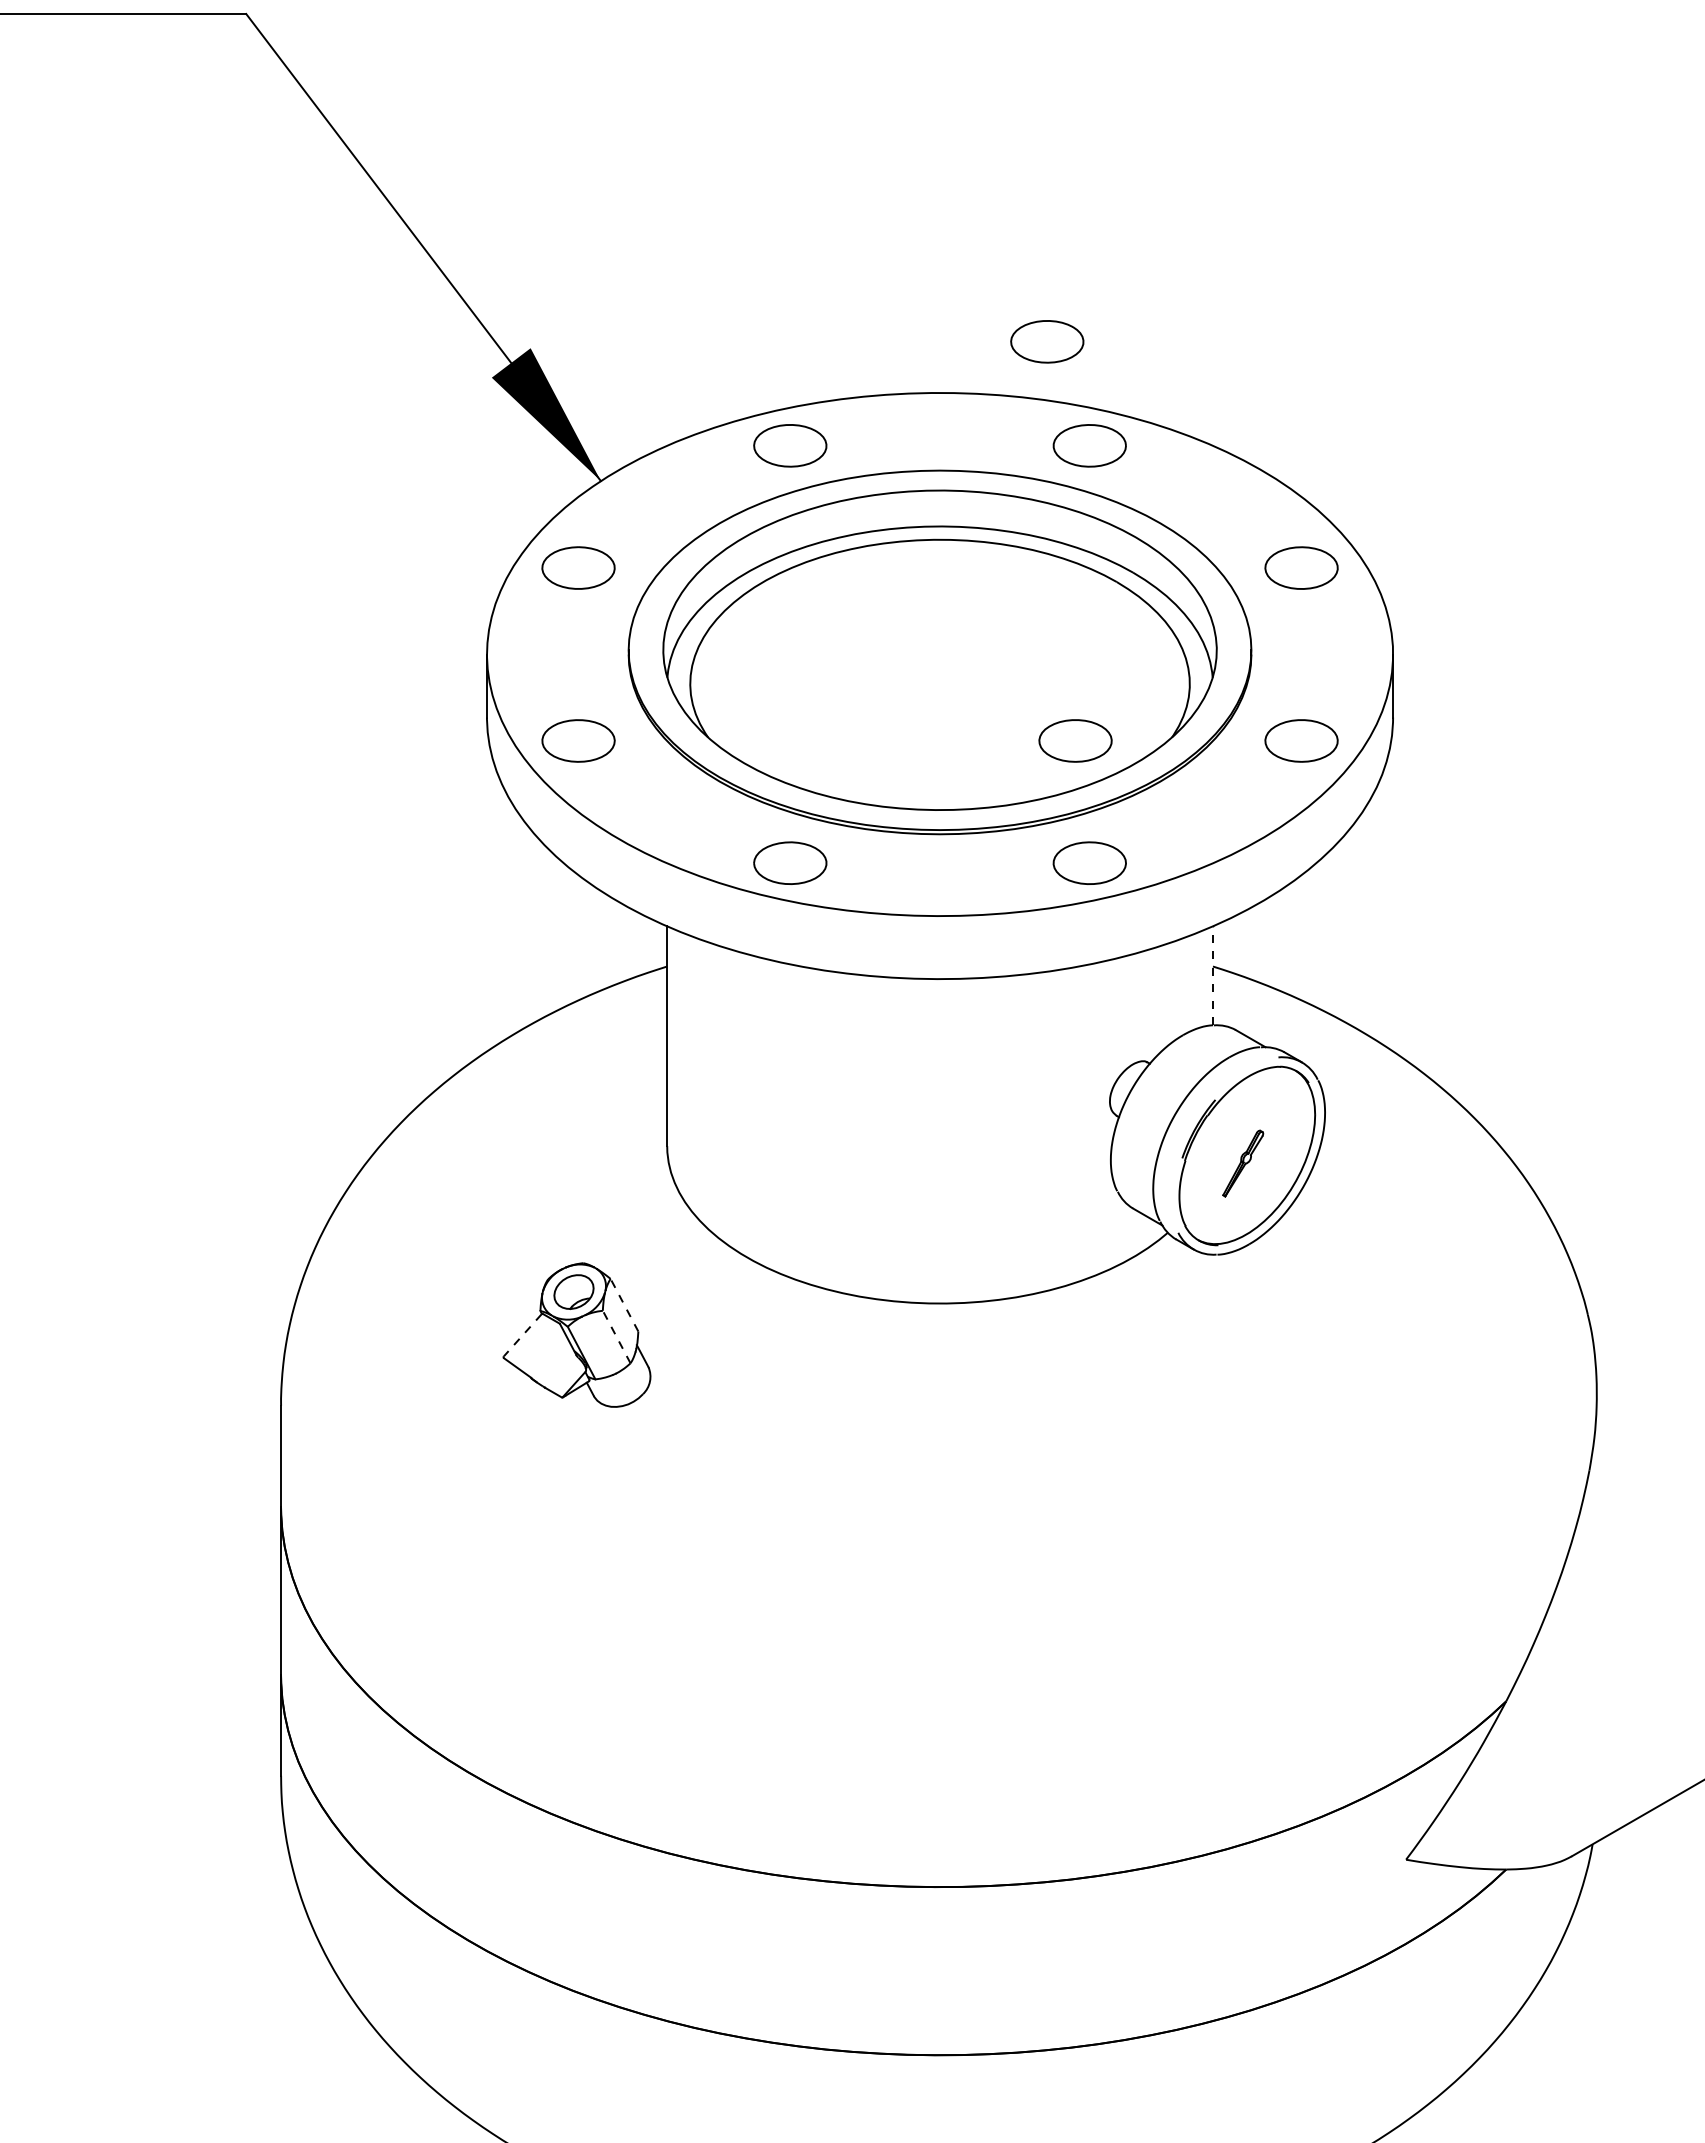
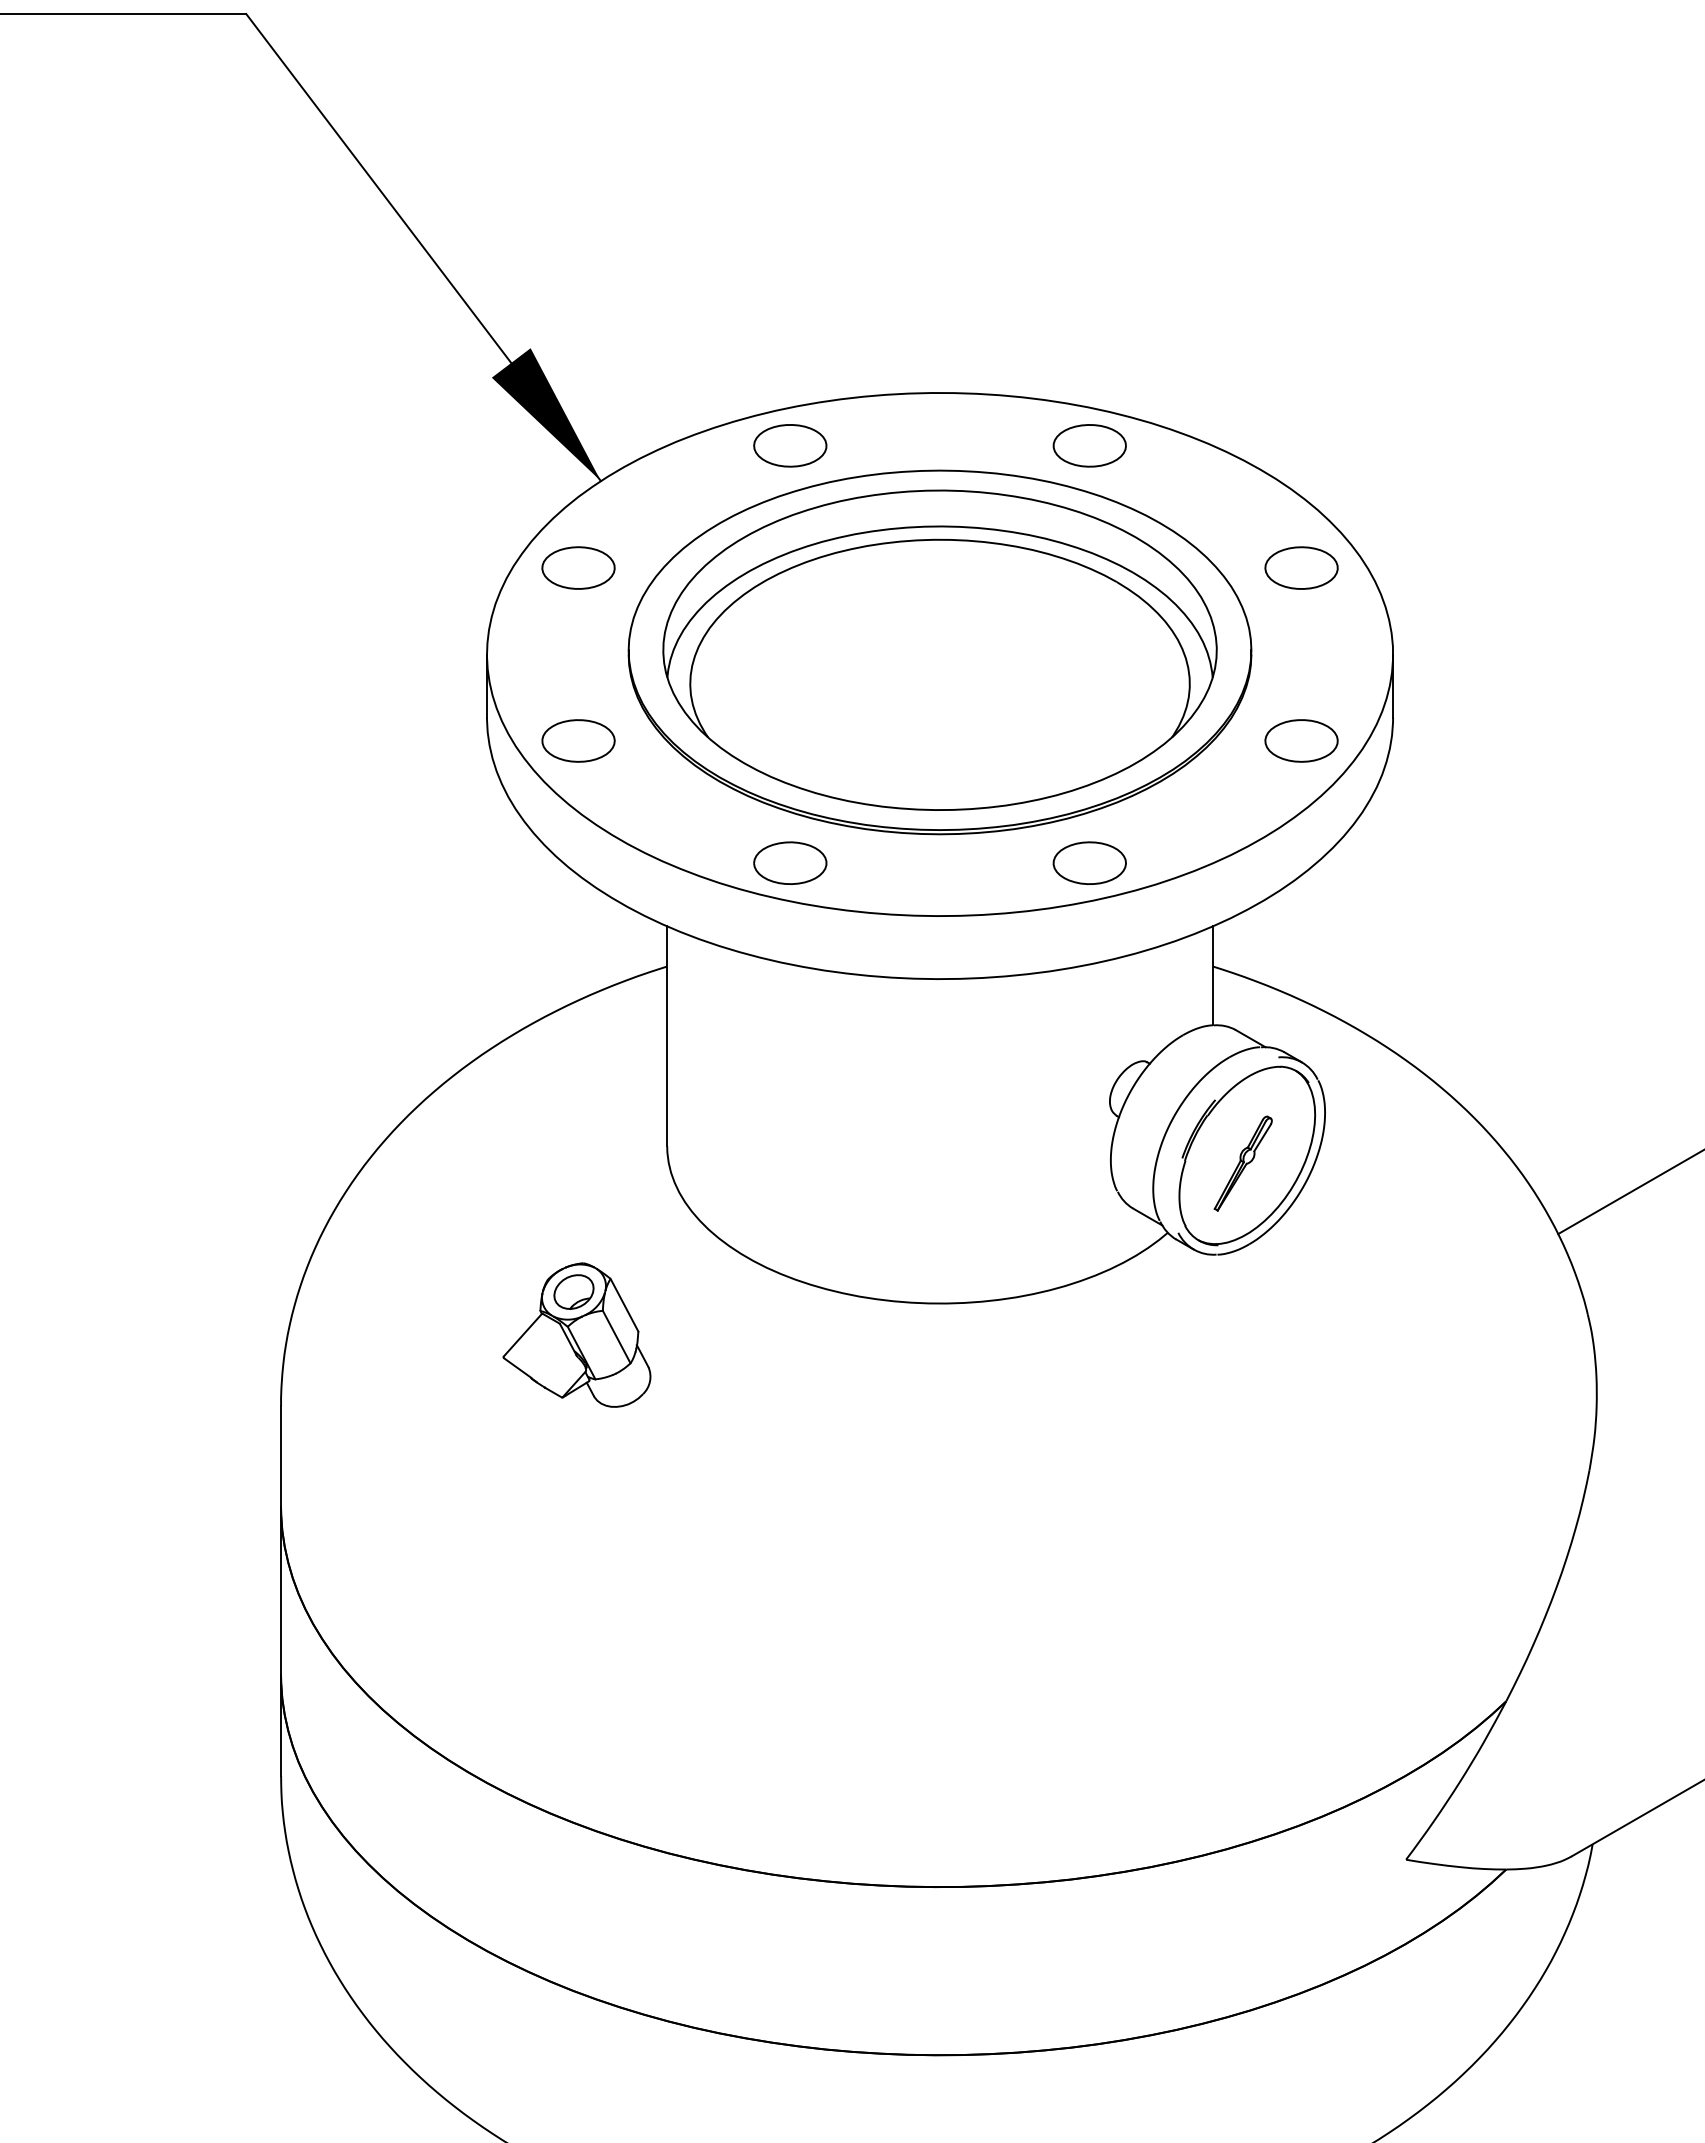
part: present -> none (1047, 341)
part: present -> none (1075, 740)
line: dashed -> solid (1212, 975)
part size: 43x69 px -> 60x97 px (1242, 1163)
line: none -> present (1629, 1192)
line: dashed -> solid (624, 1305)
line: dashed -> solid (522, 1335)
line: dashed -> solid (616, 1337)
